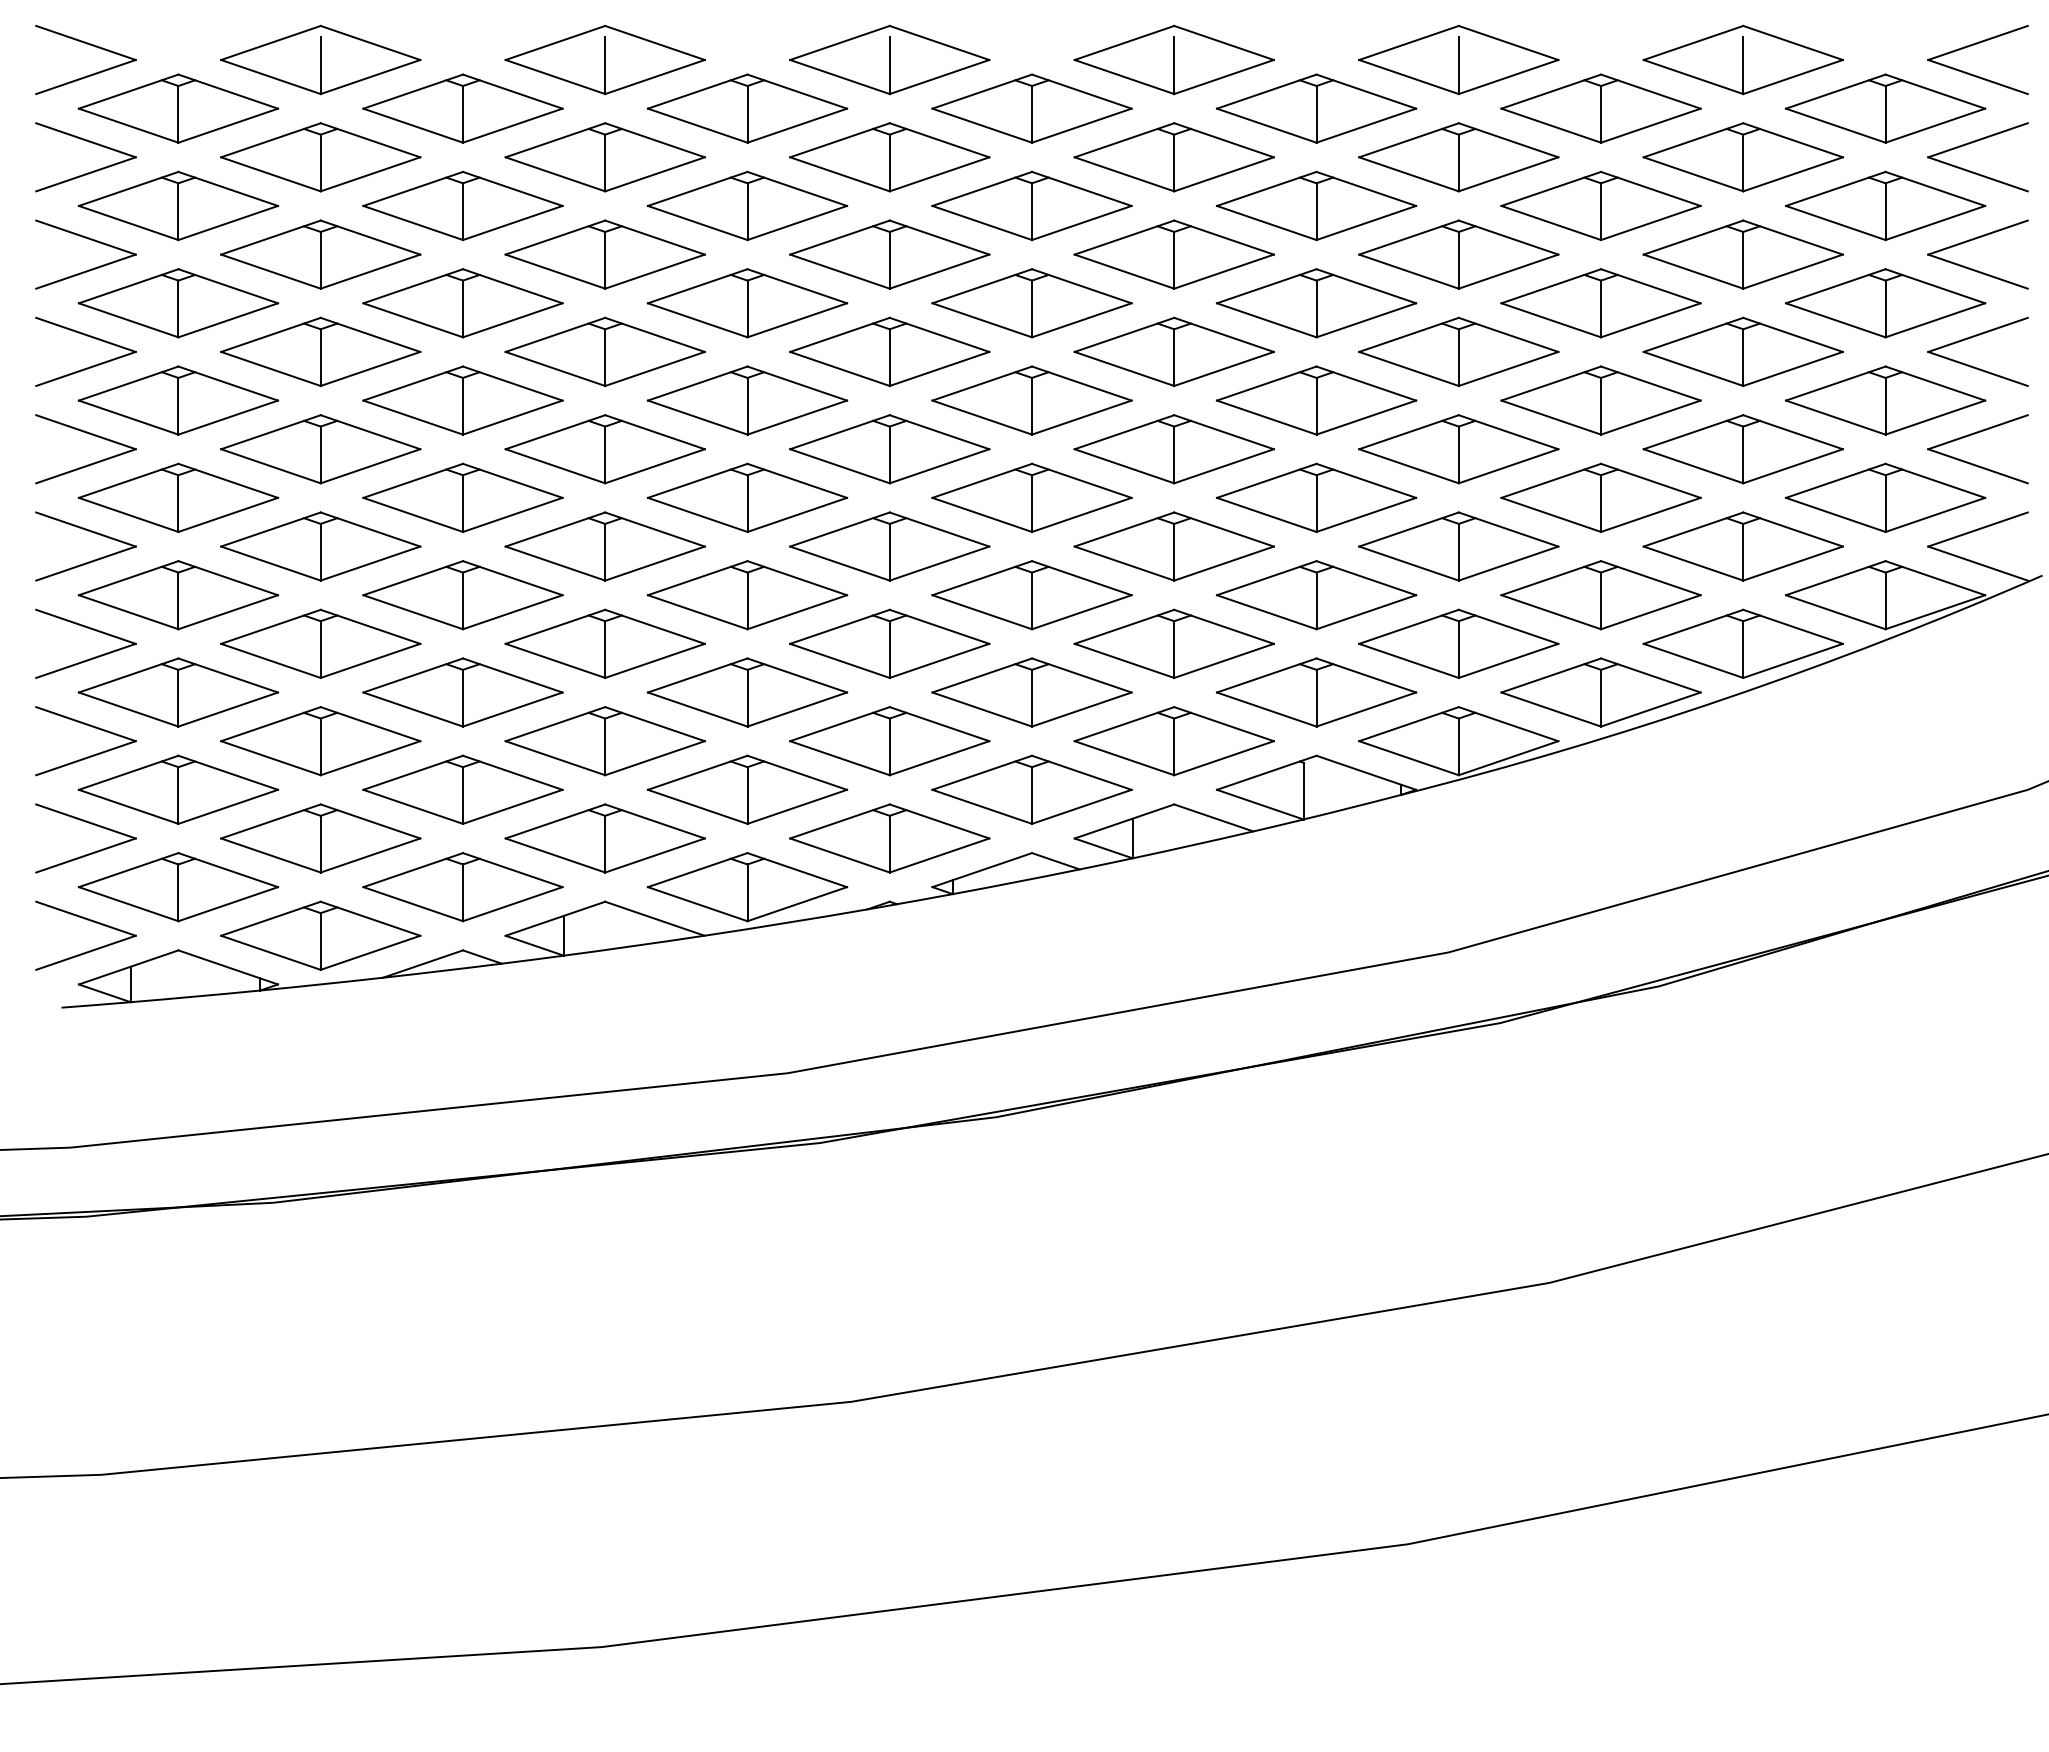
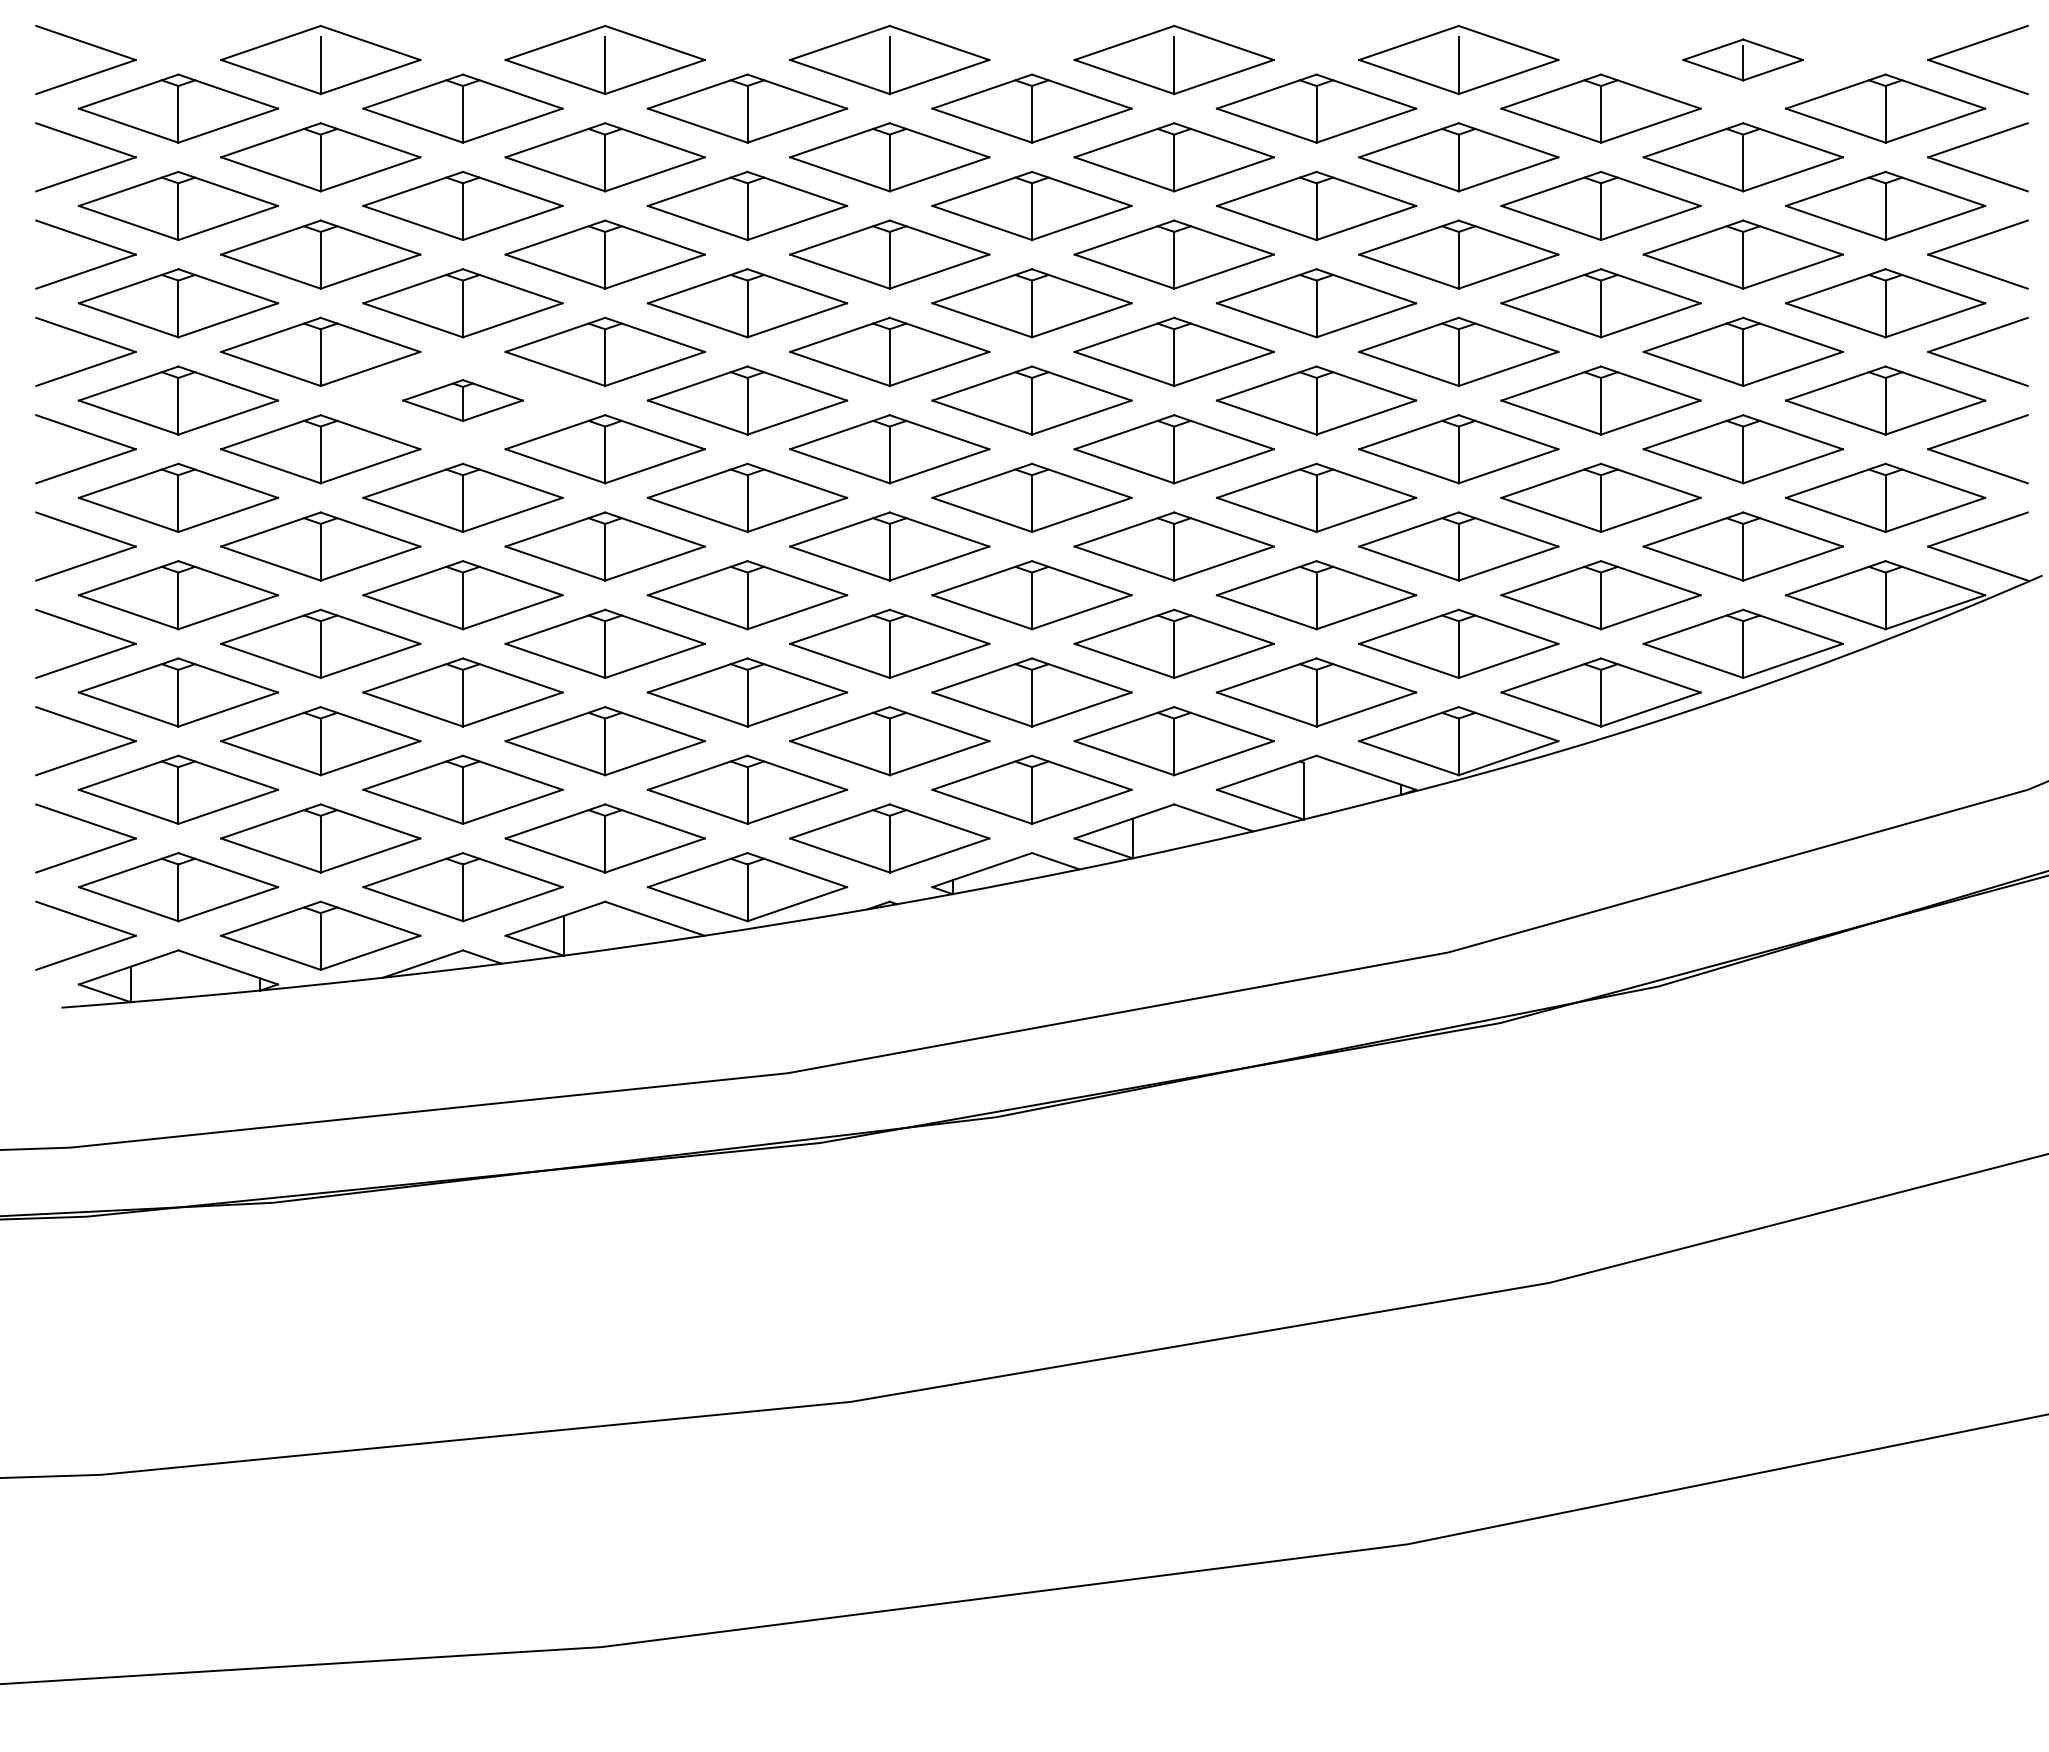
part size: 202x72 px -> 122x44 px (1742, 59)
part size: 202x71 px -> 122x43 px (462, 400)
